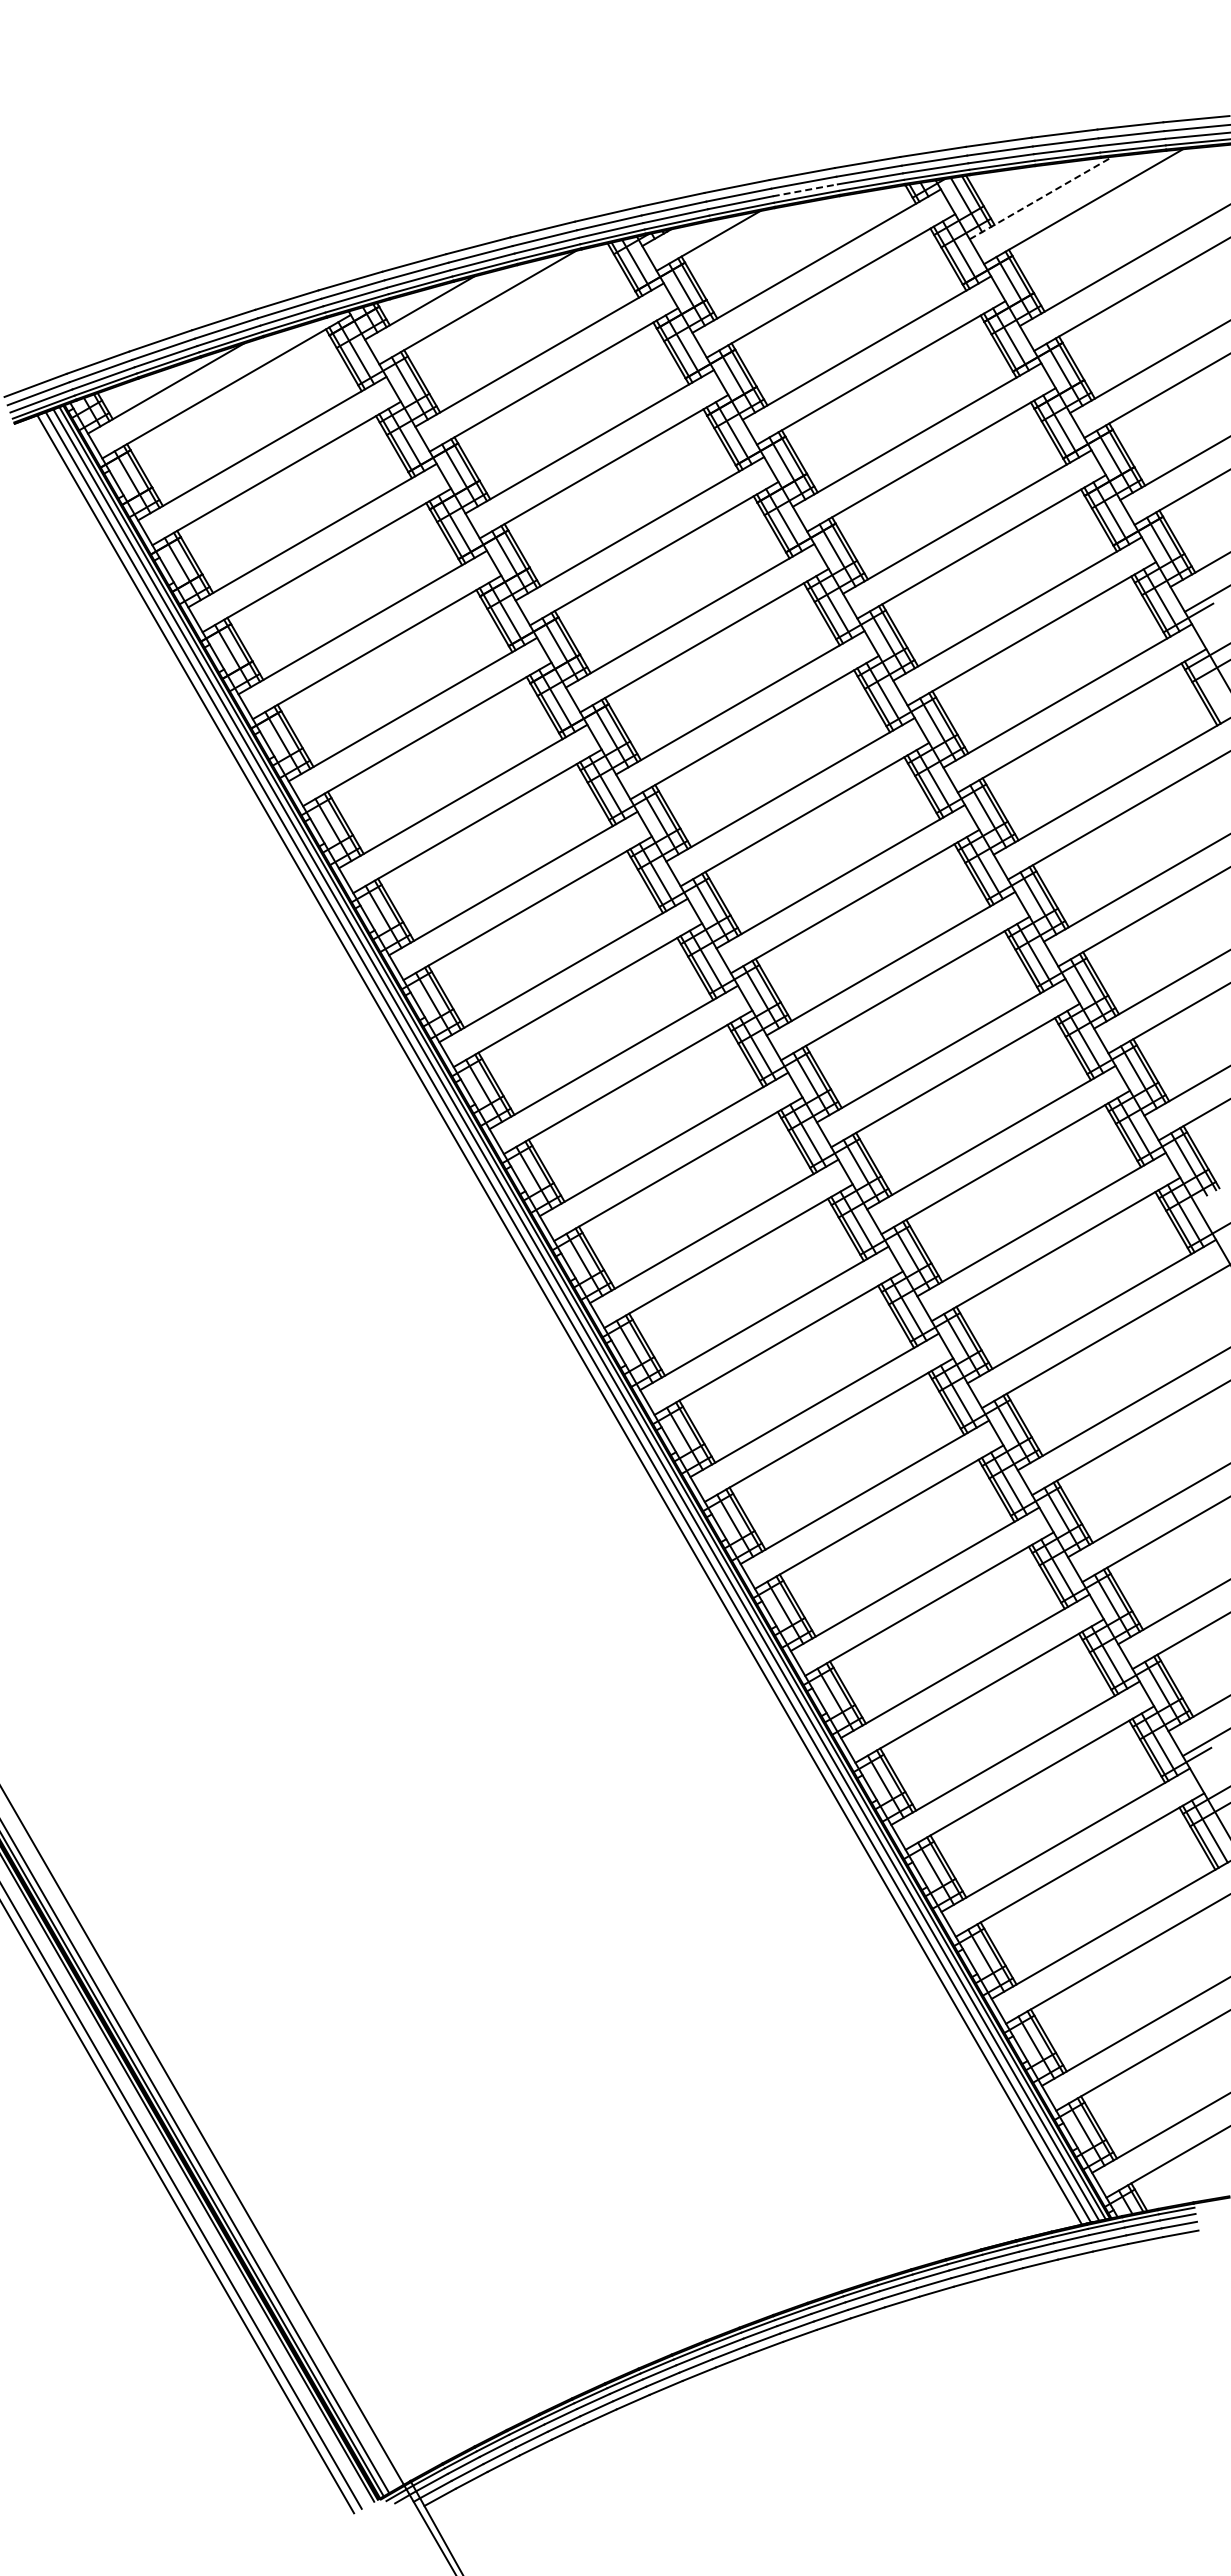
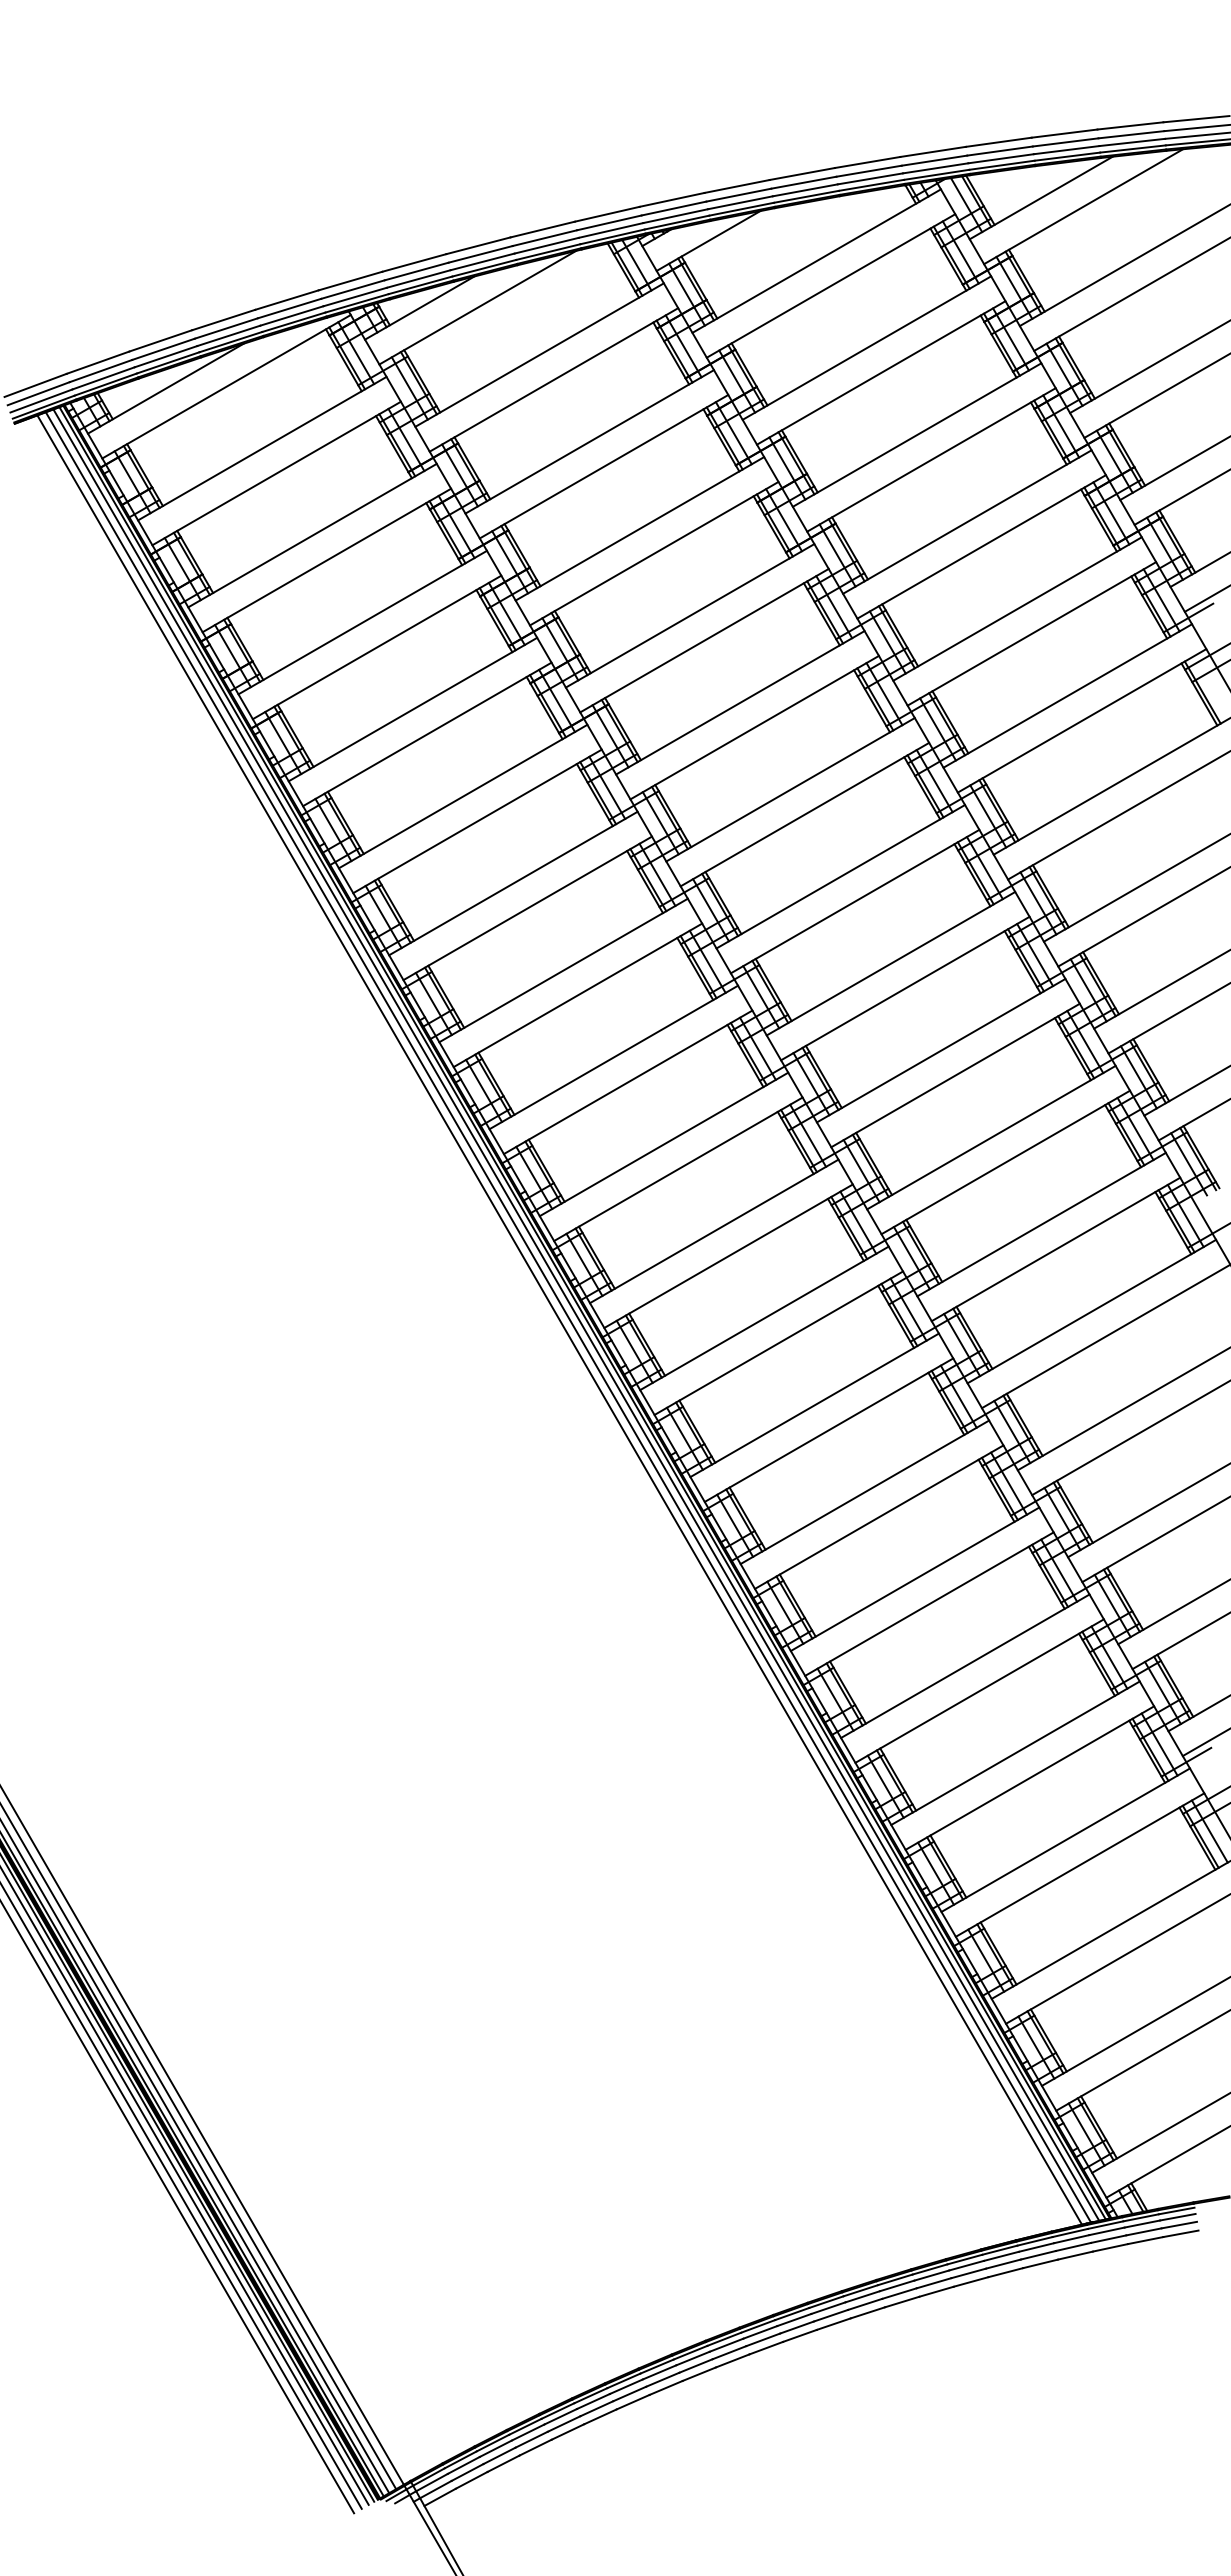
line: dashed -> solid (805, 190)
line: dashed -> solid (1041, 198)
line: none -> present (199, 2147)
line: none -> present (185, 2187)
